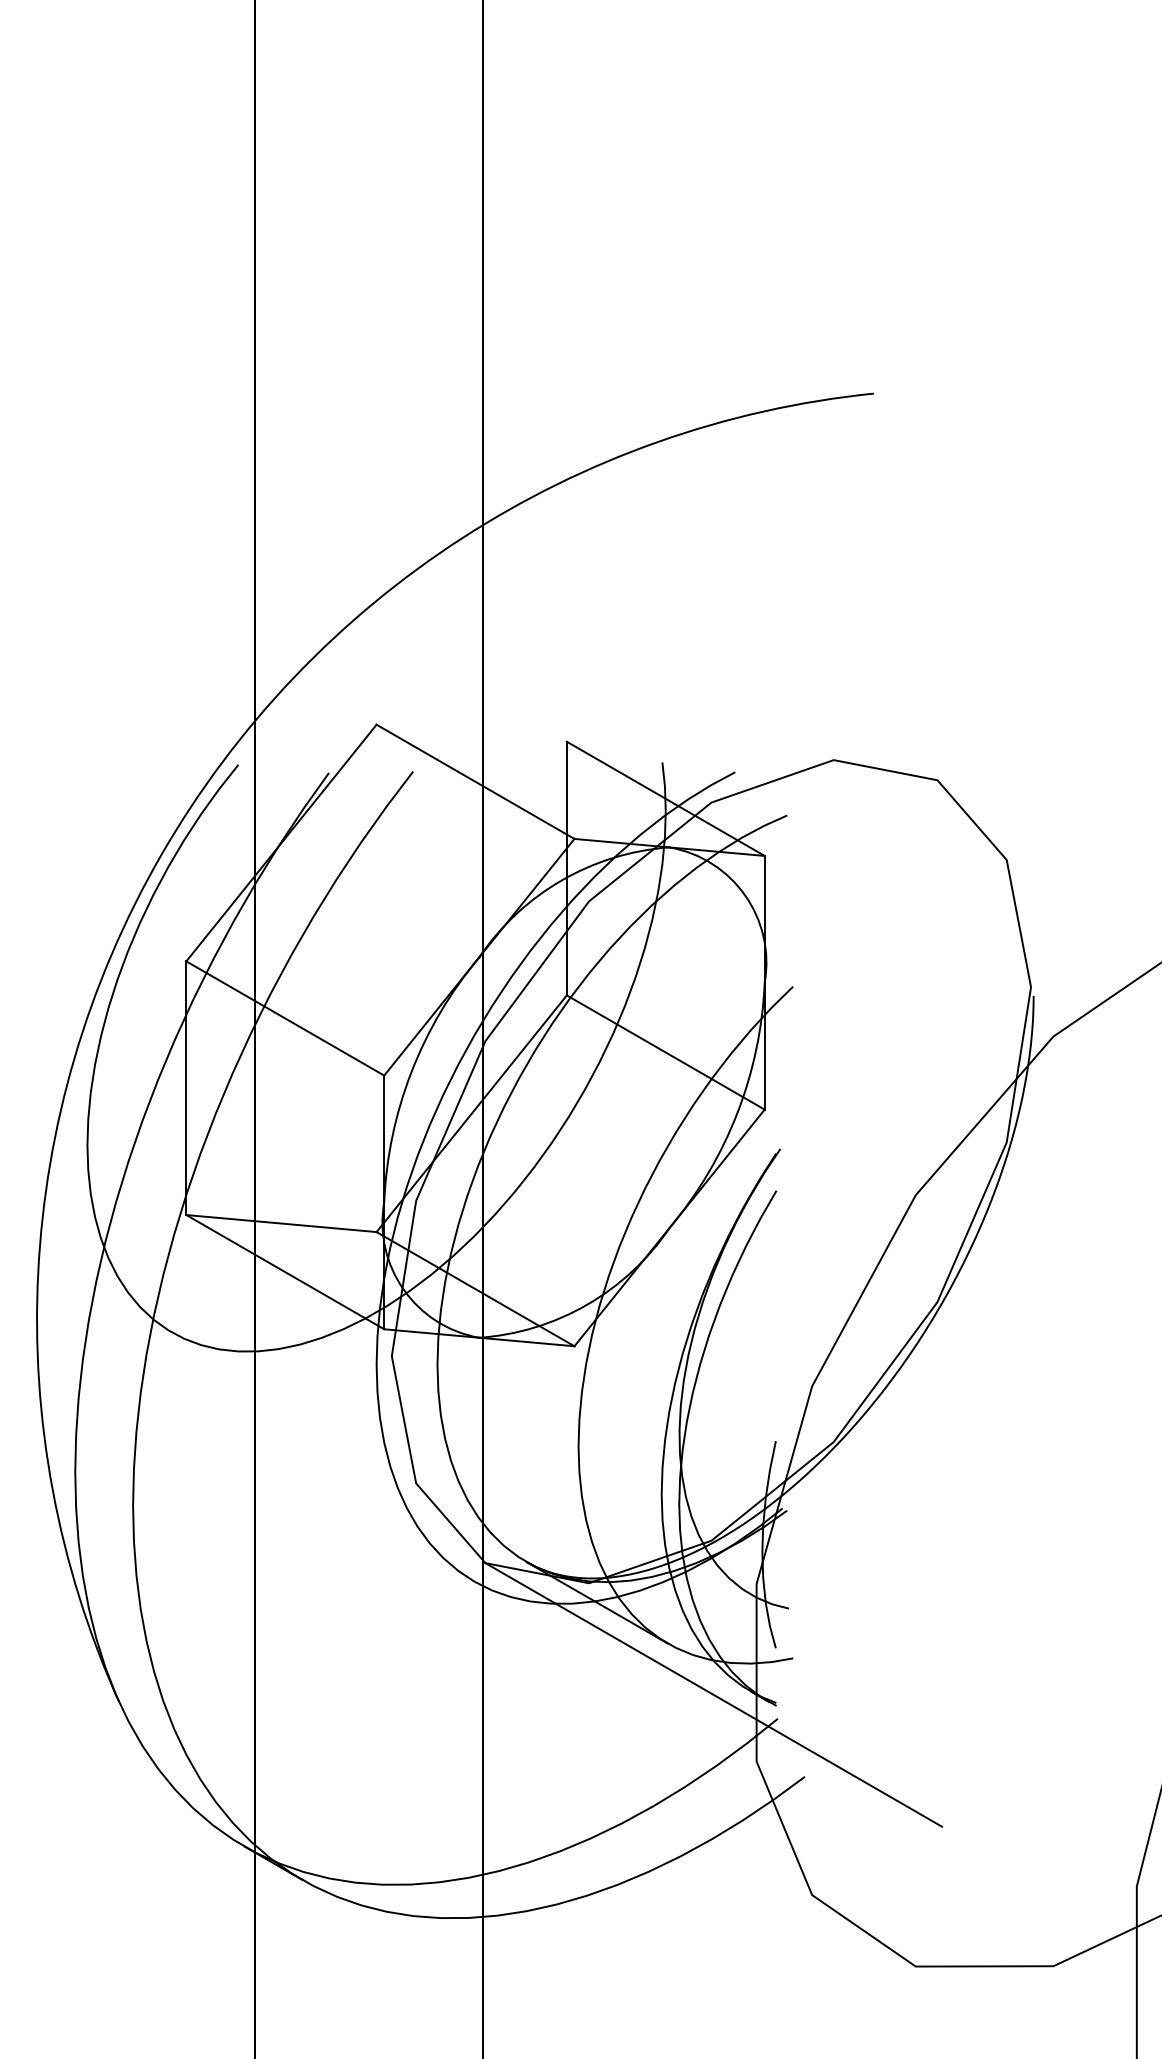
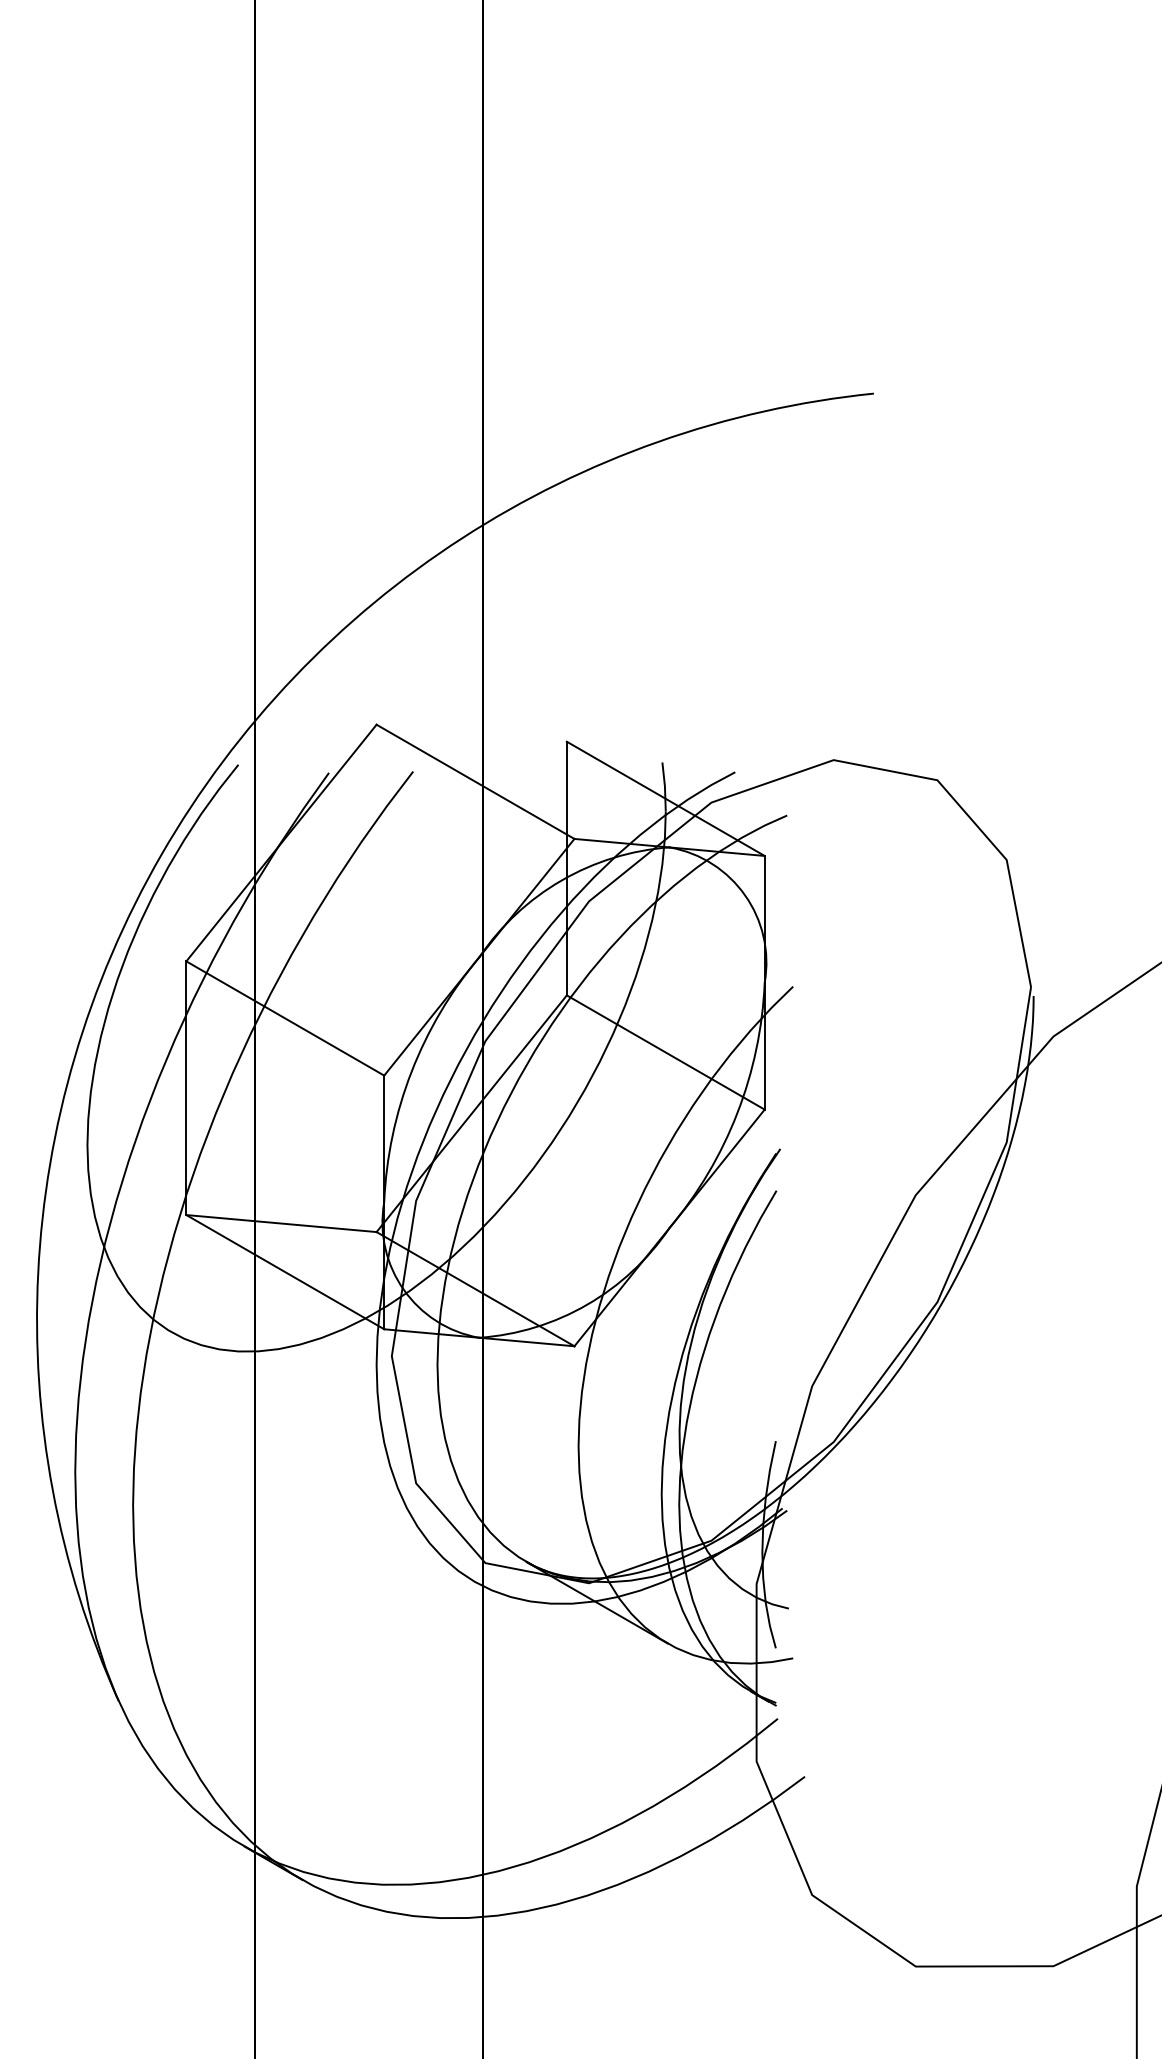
line: present -> none (713, 1694)
